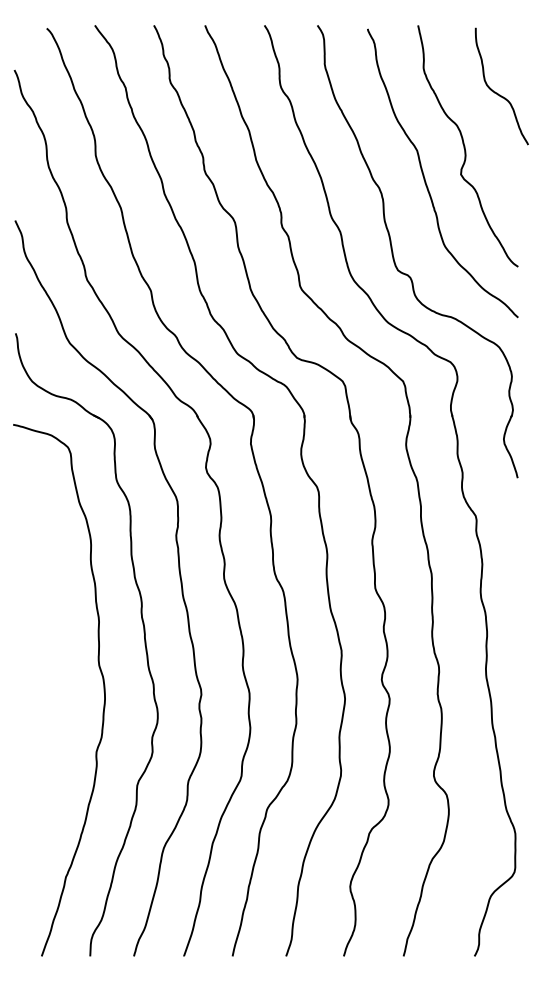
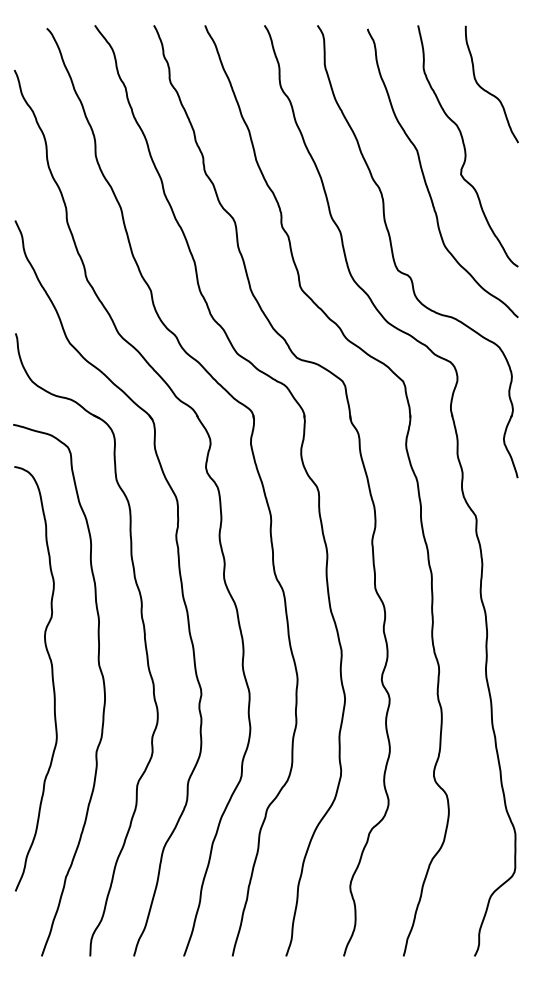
curve position: (497, 92) -> (487, 90) (487, 90)
curve: none -> present (51, 677)
